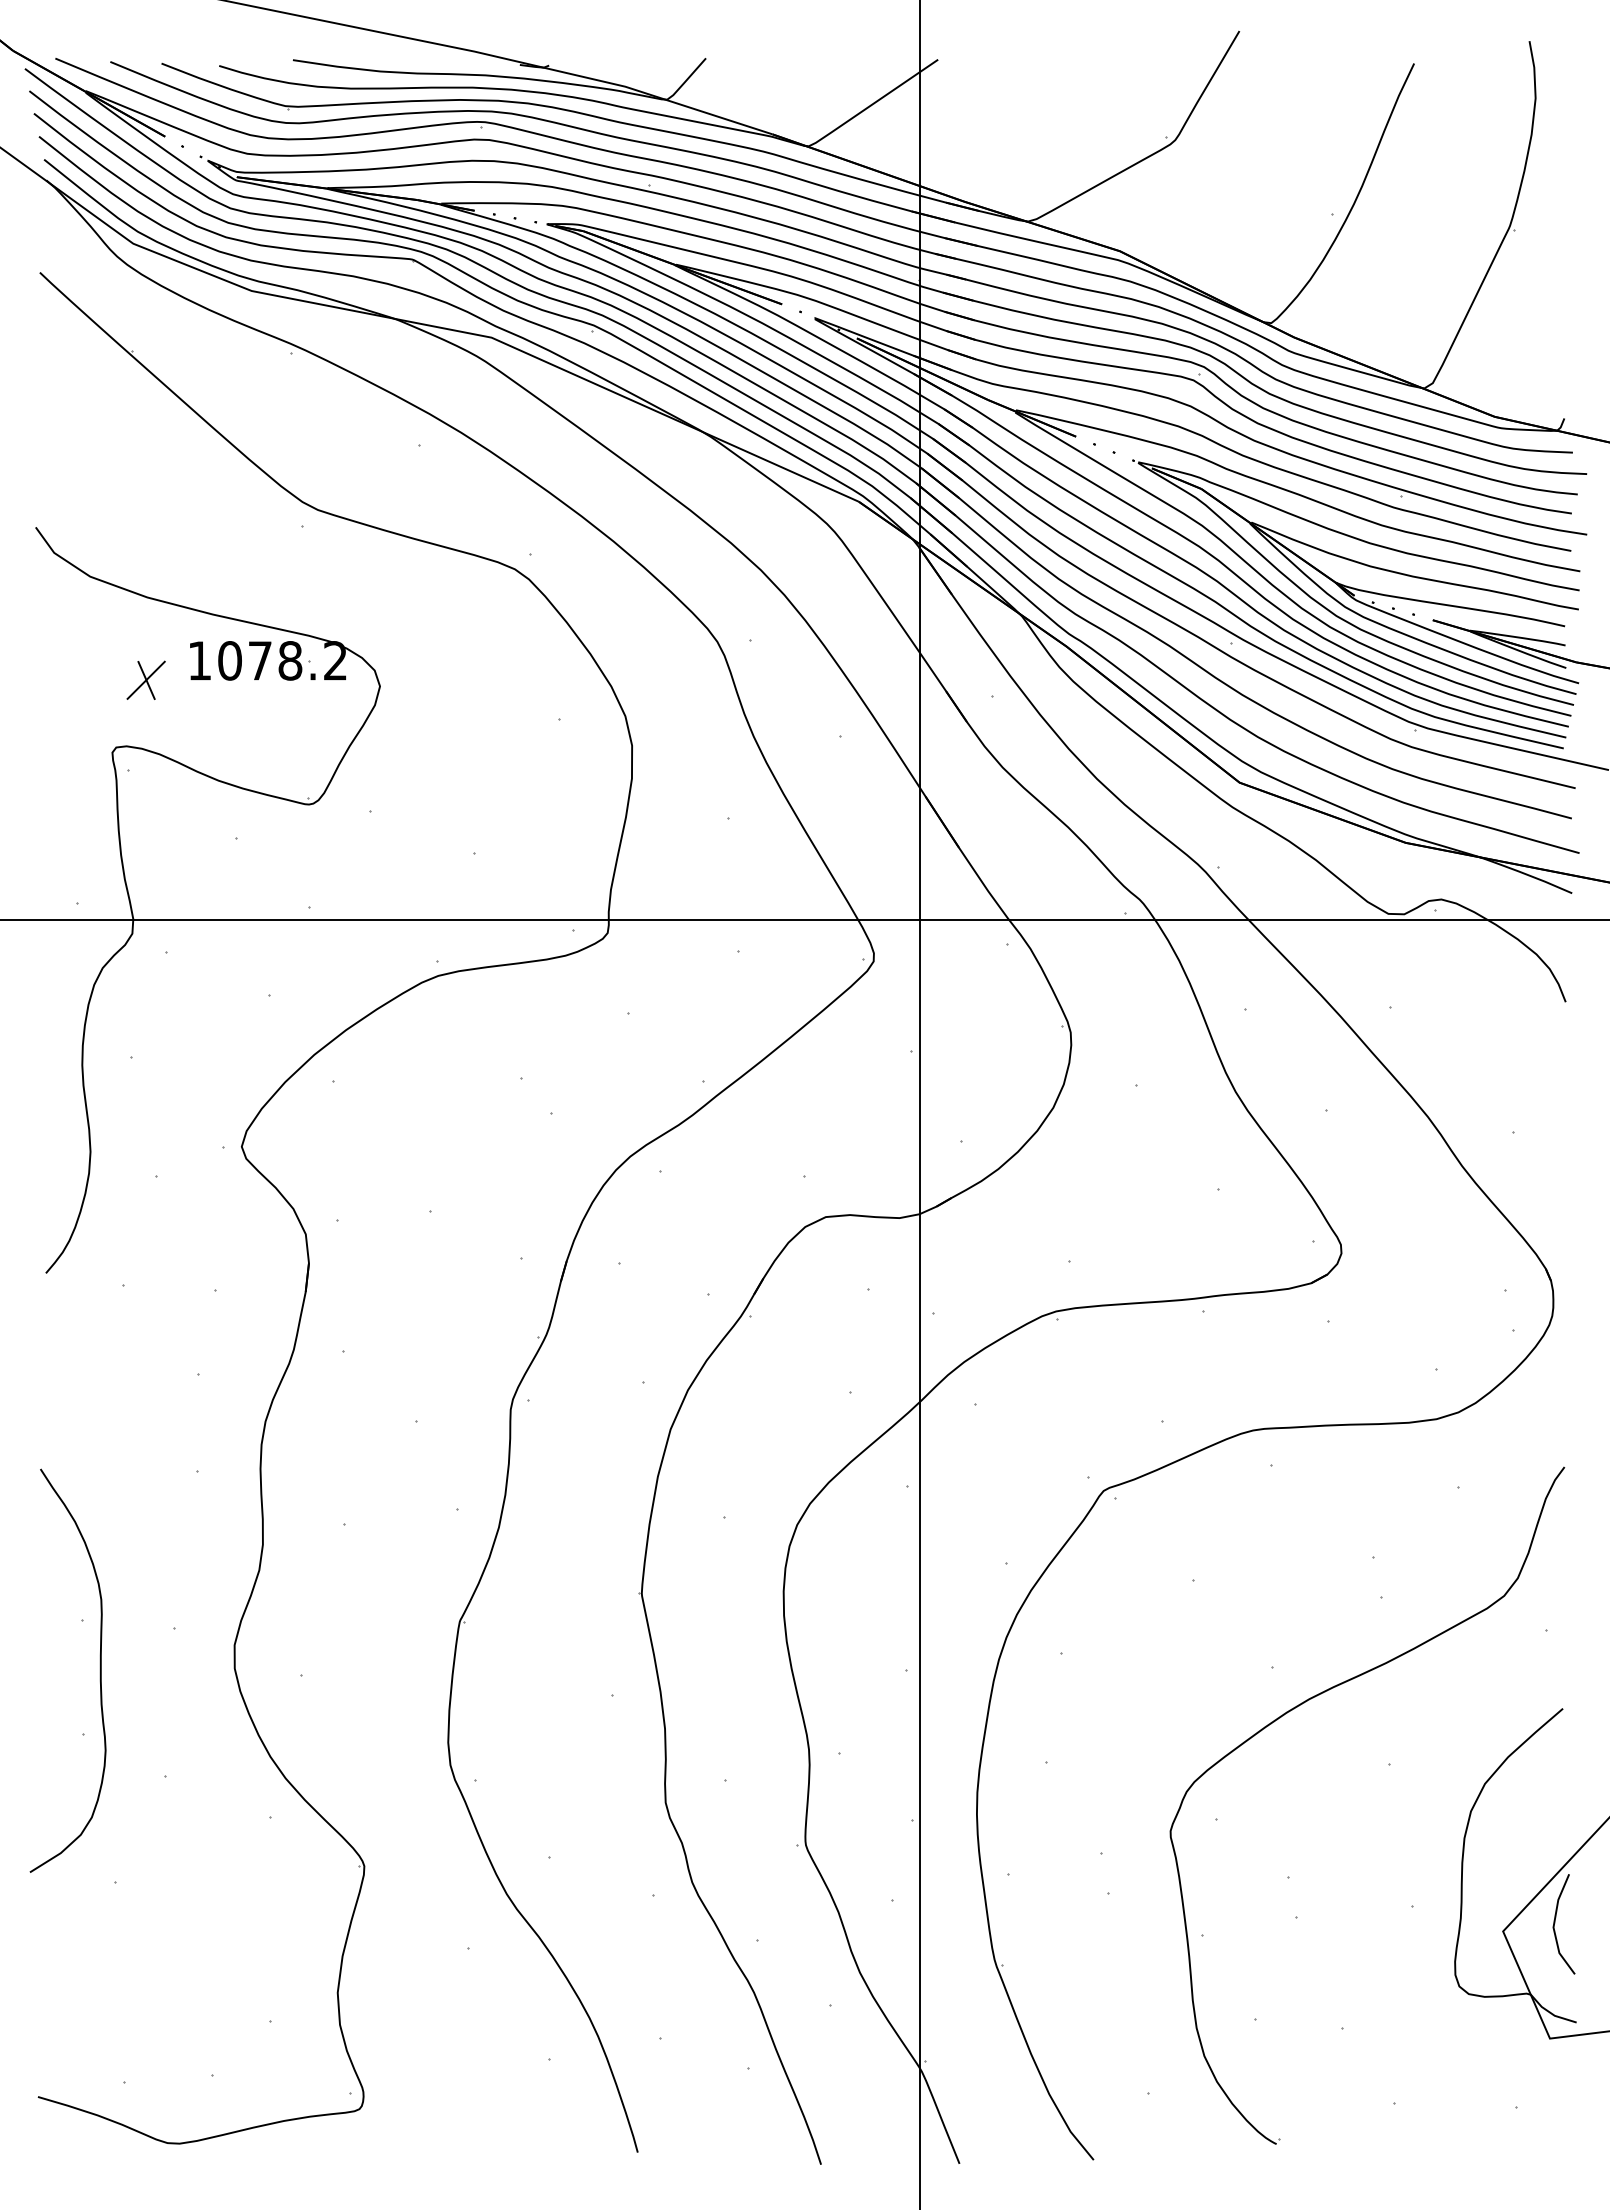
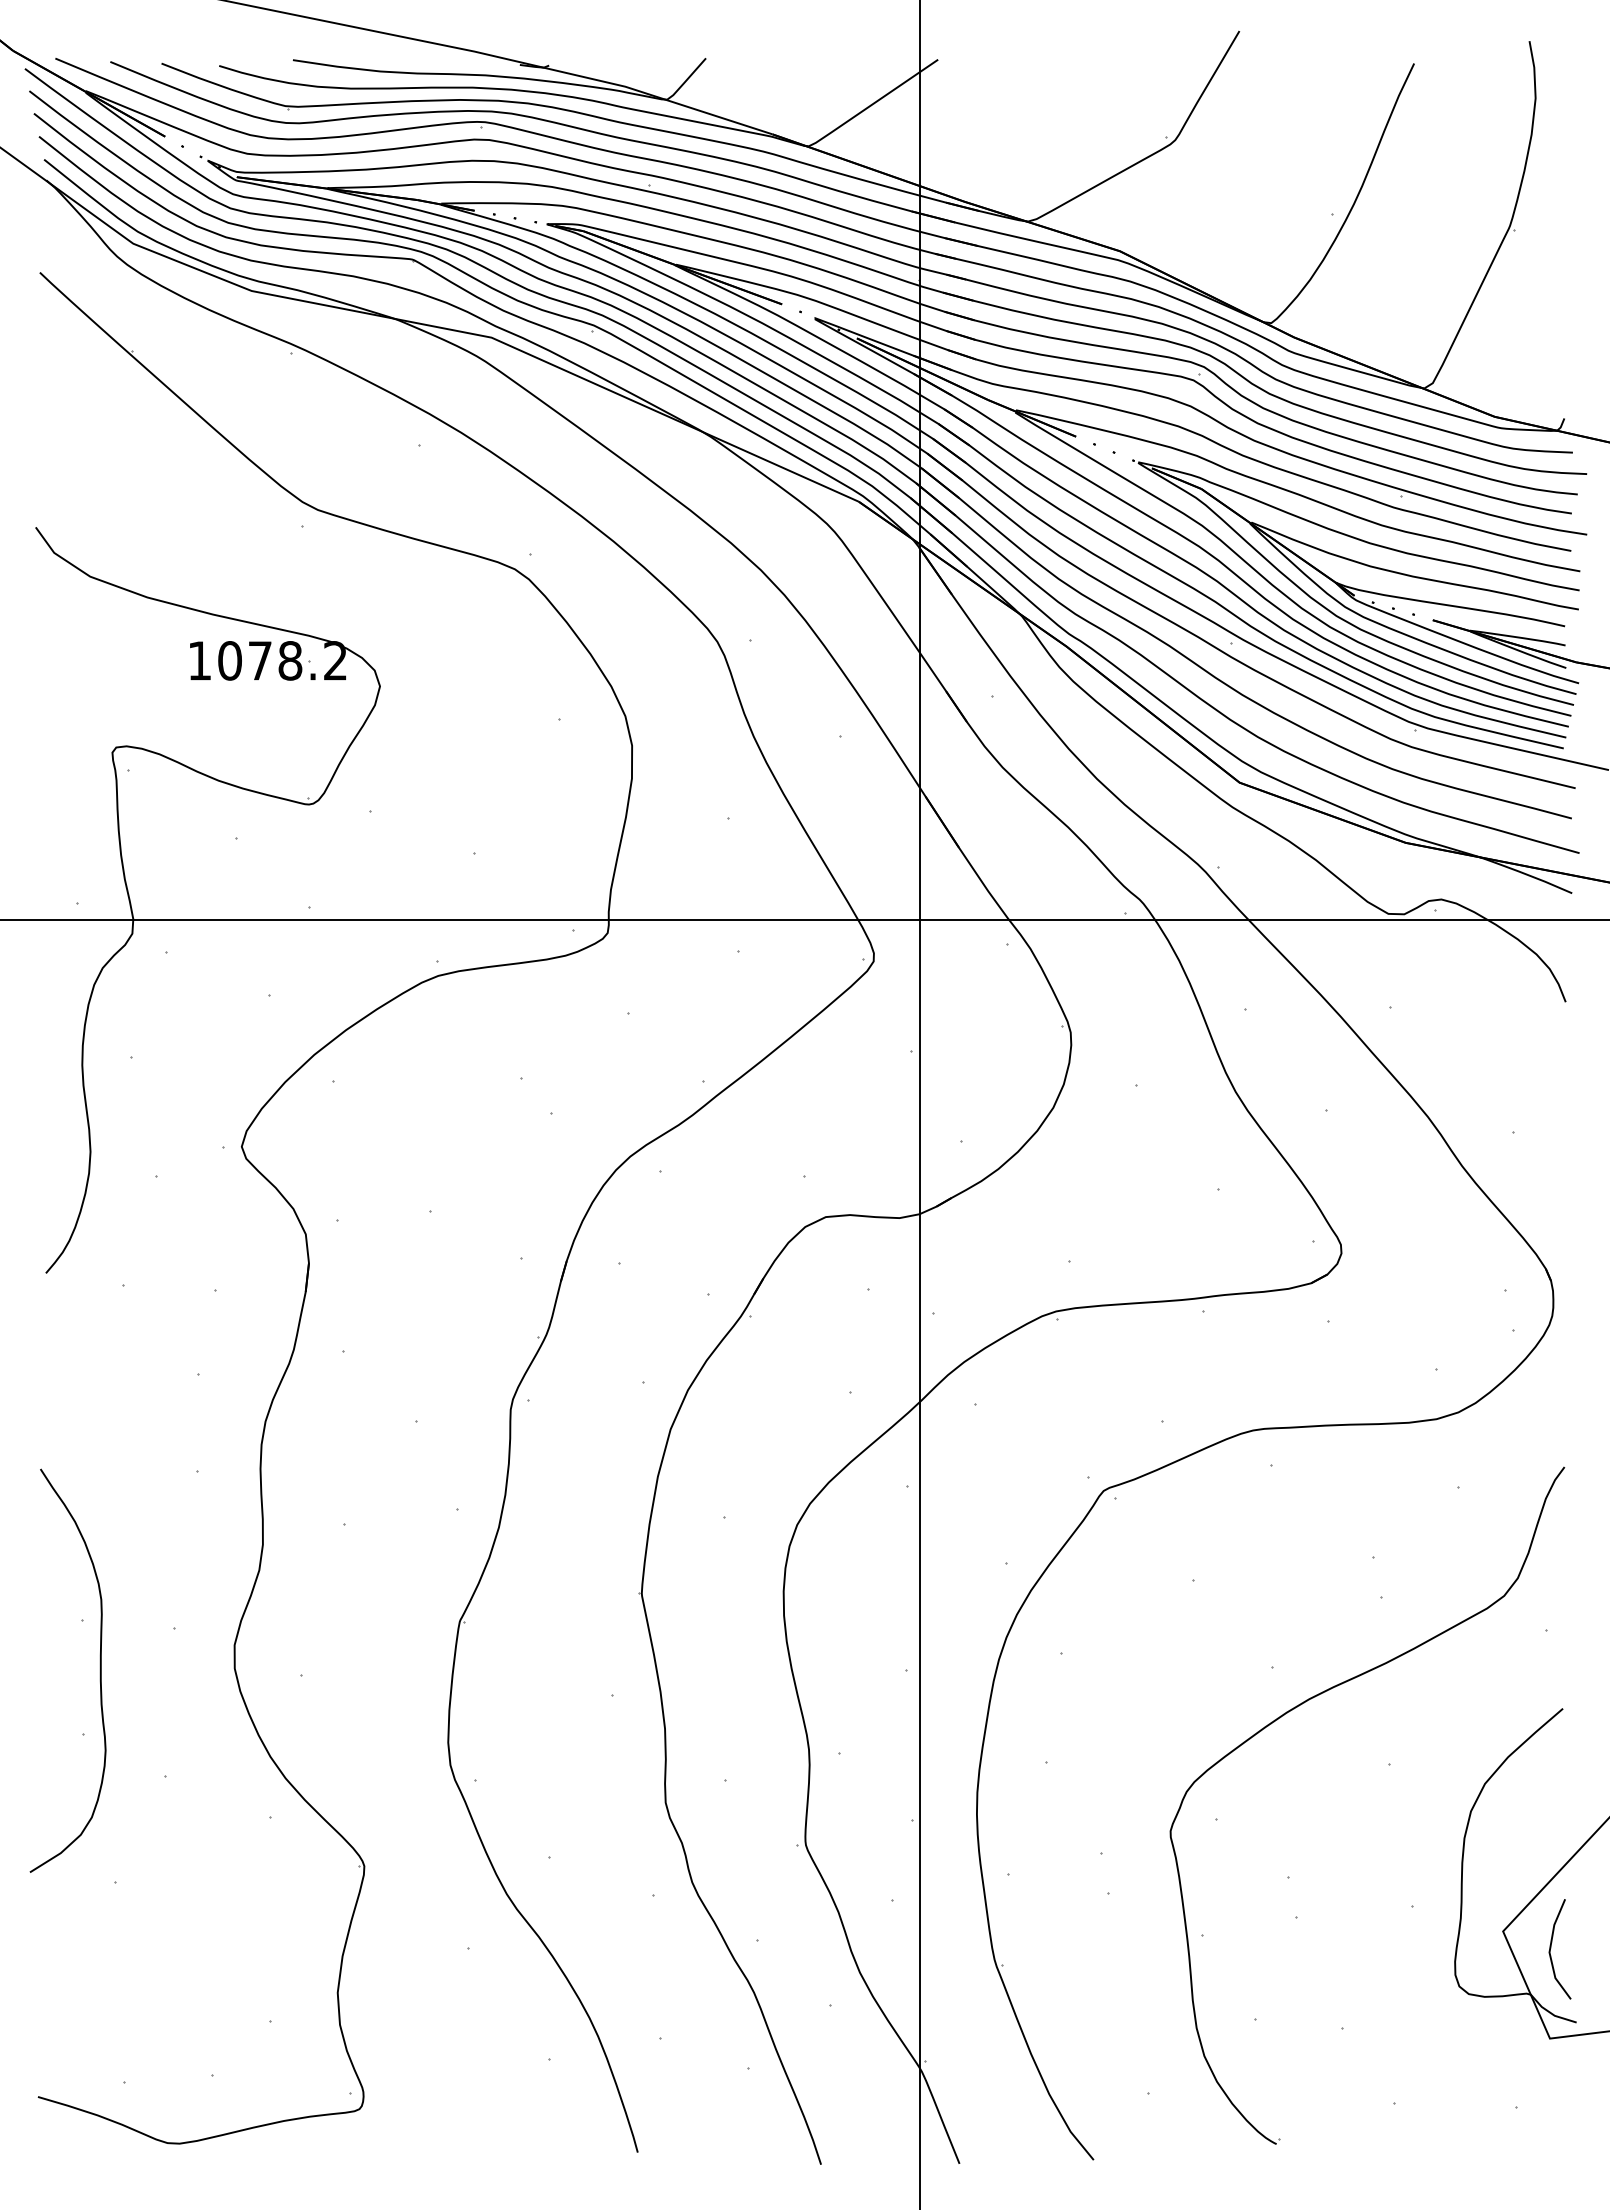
part: present -> none (145, 679)
line position: (1555, 1923) -> (1551, 1948) (1551, 1948)
